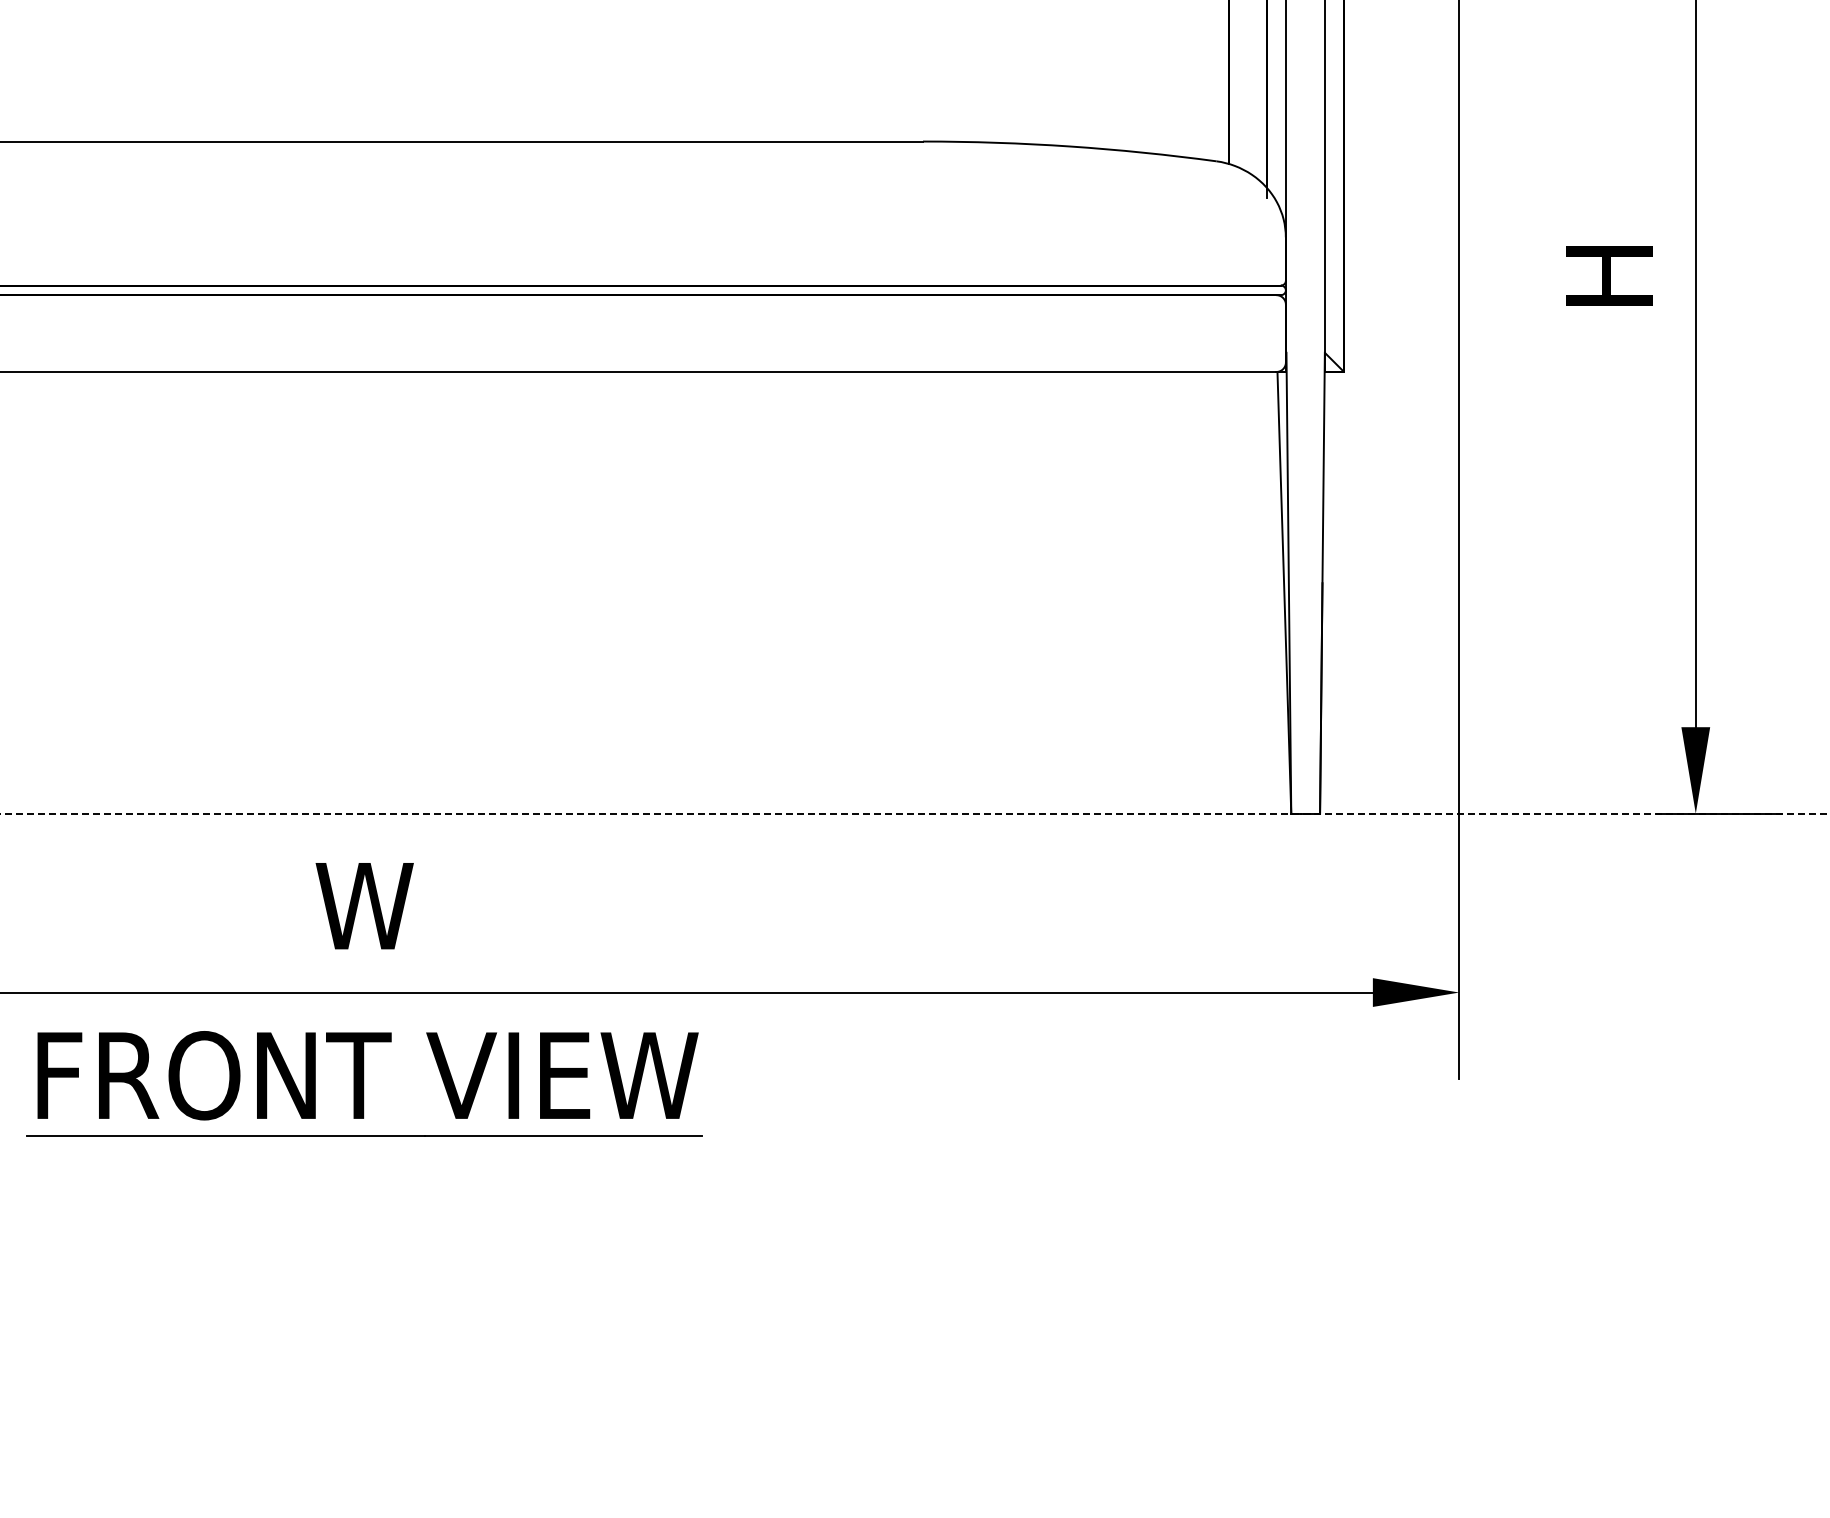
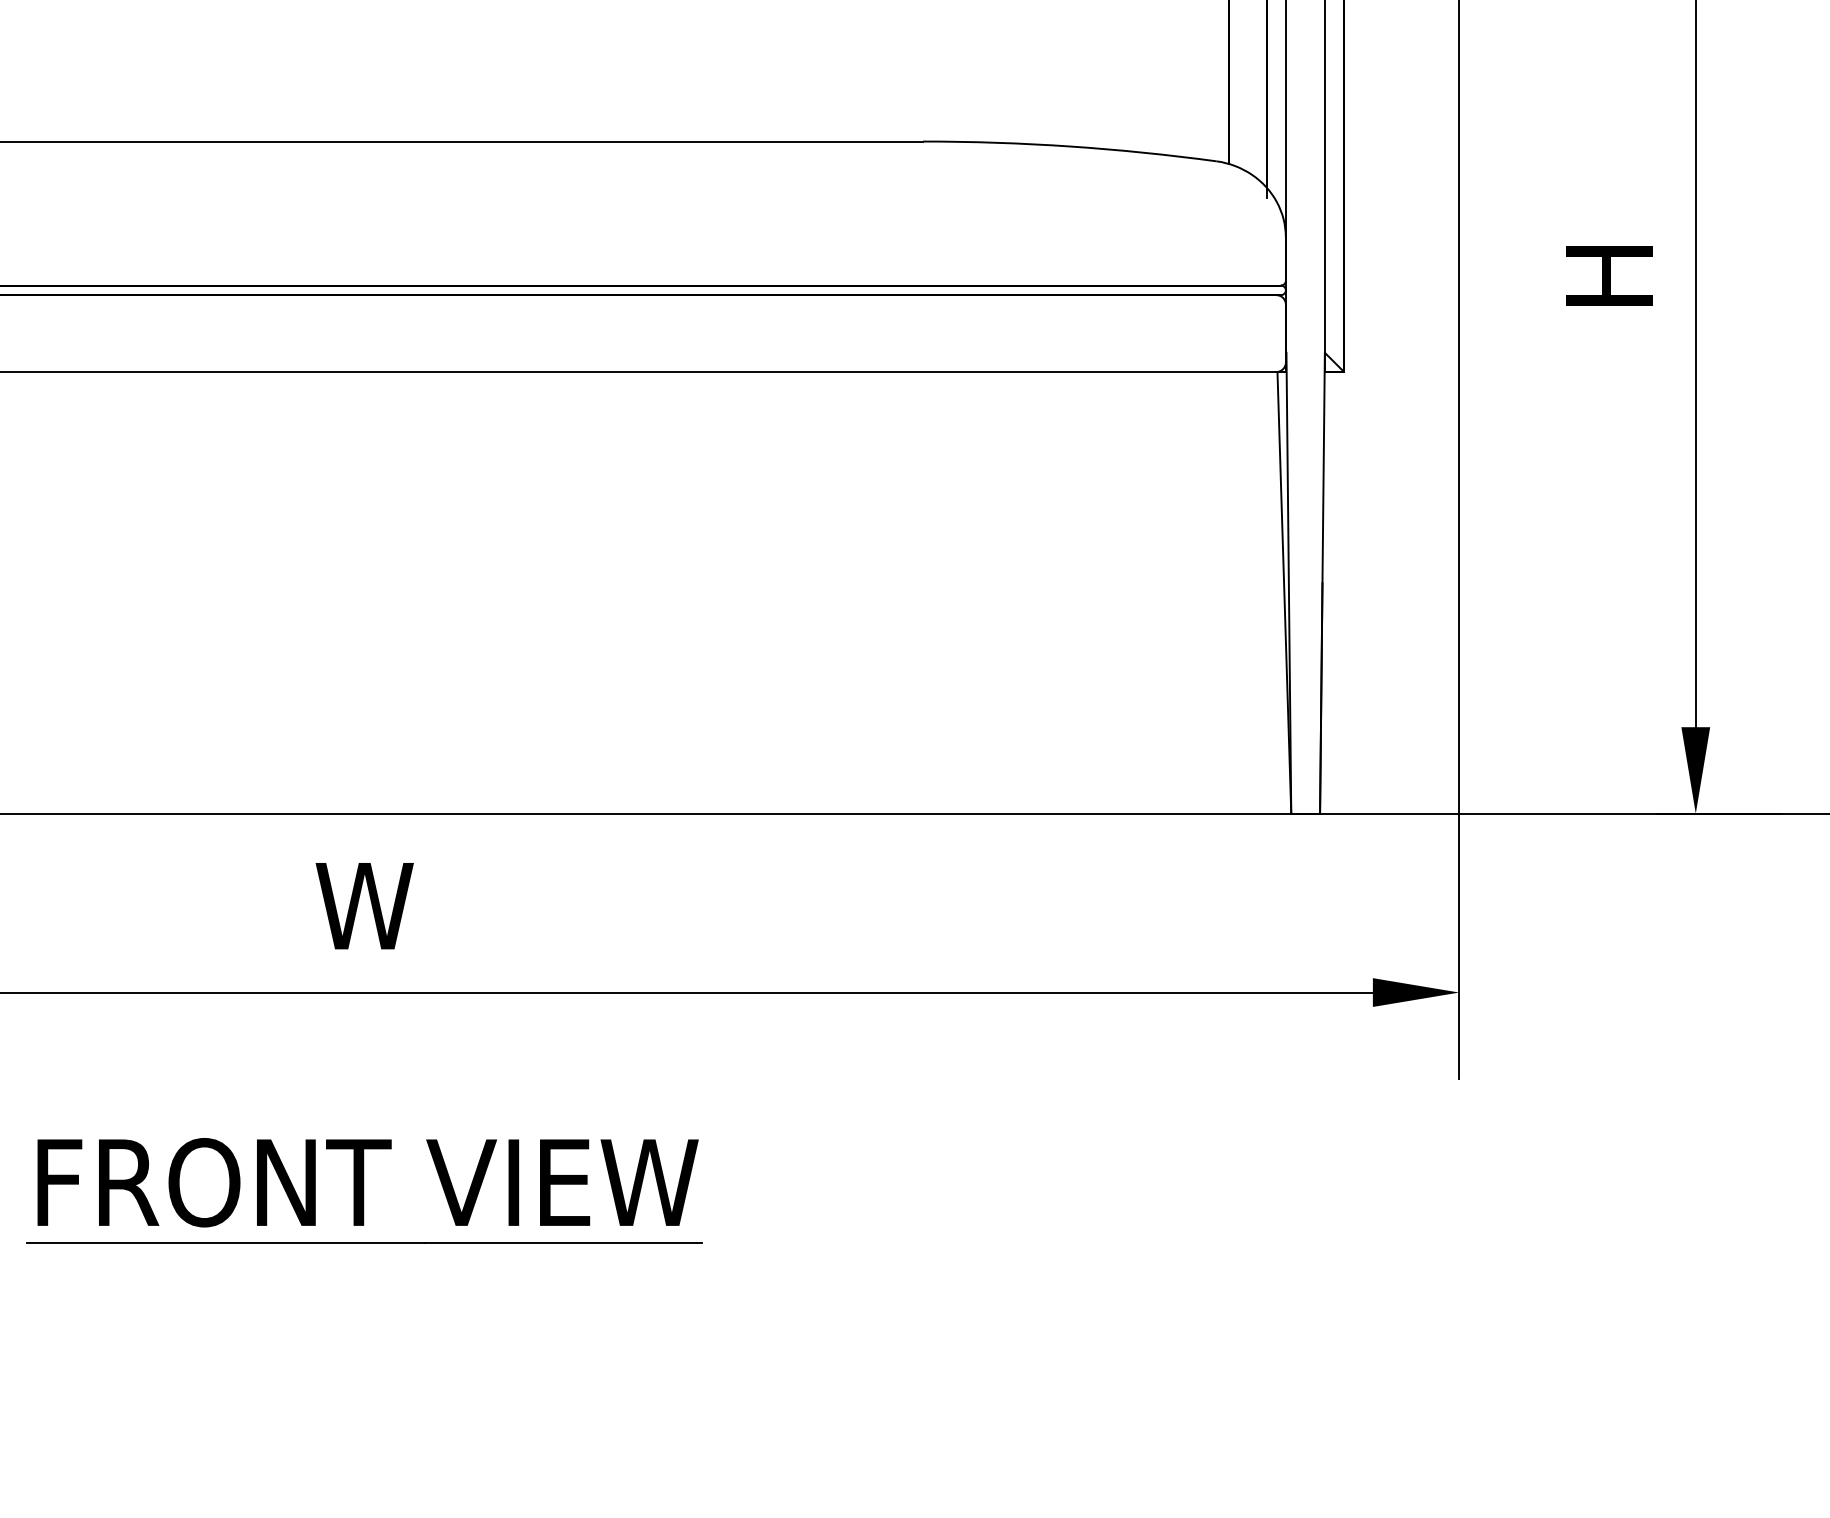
line: dashed -> solid (915, 813)
part position: (364, 1083) -> (364, 1190) (364, 1190)
